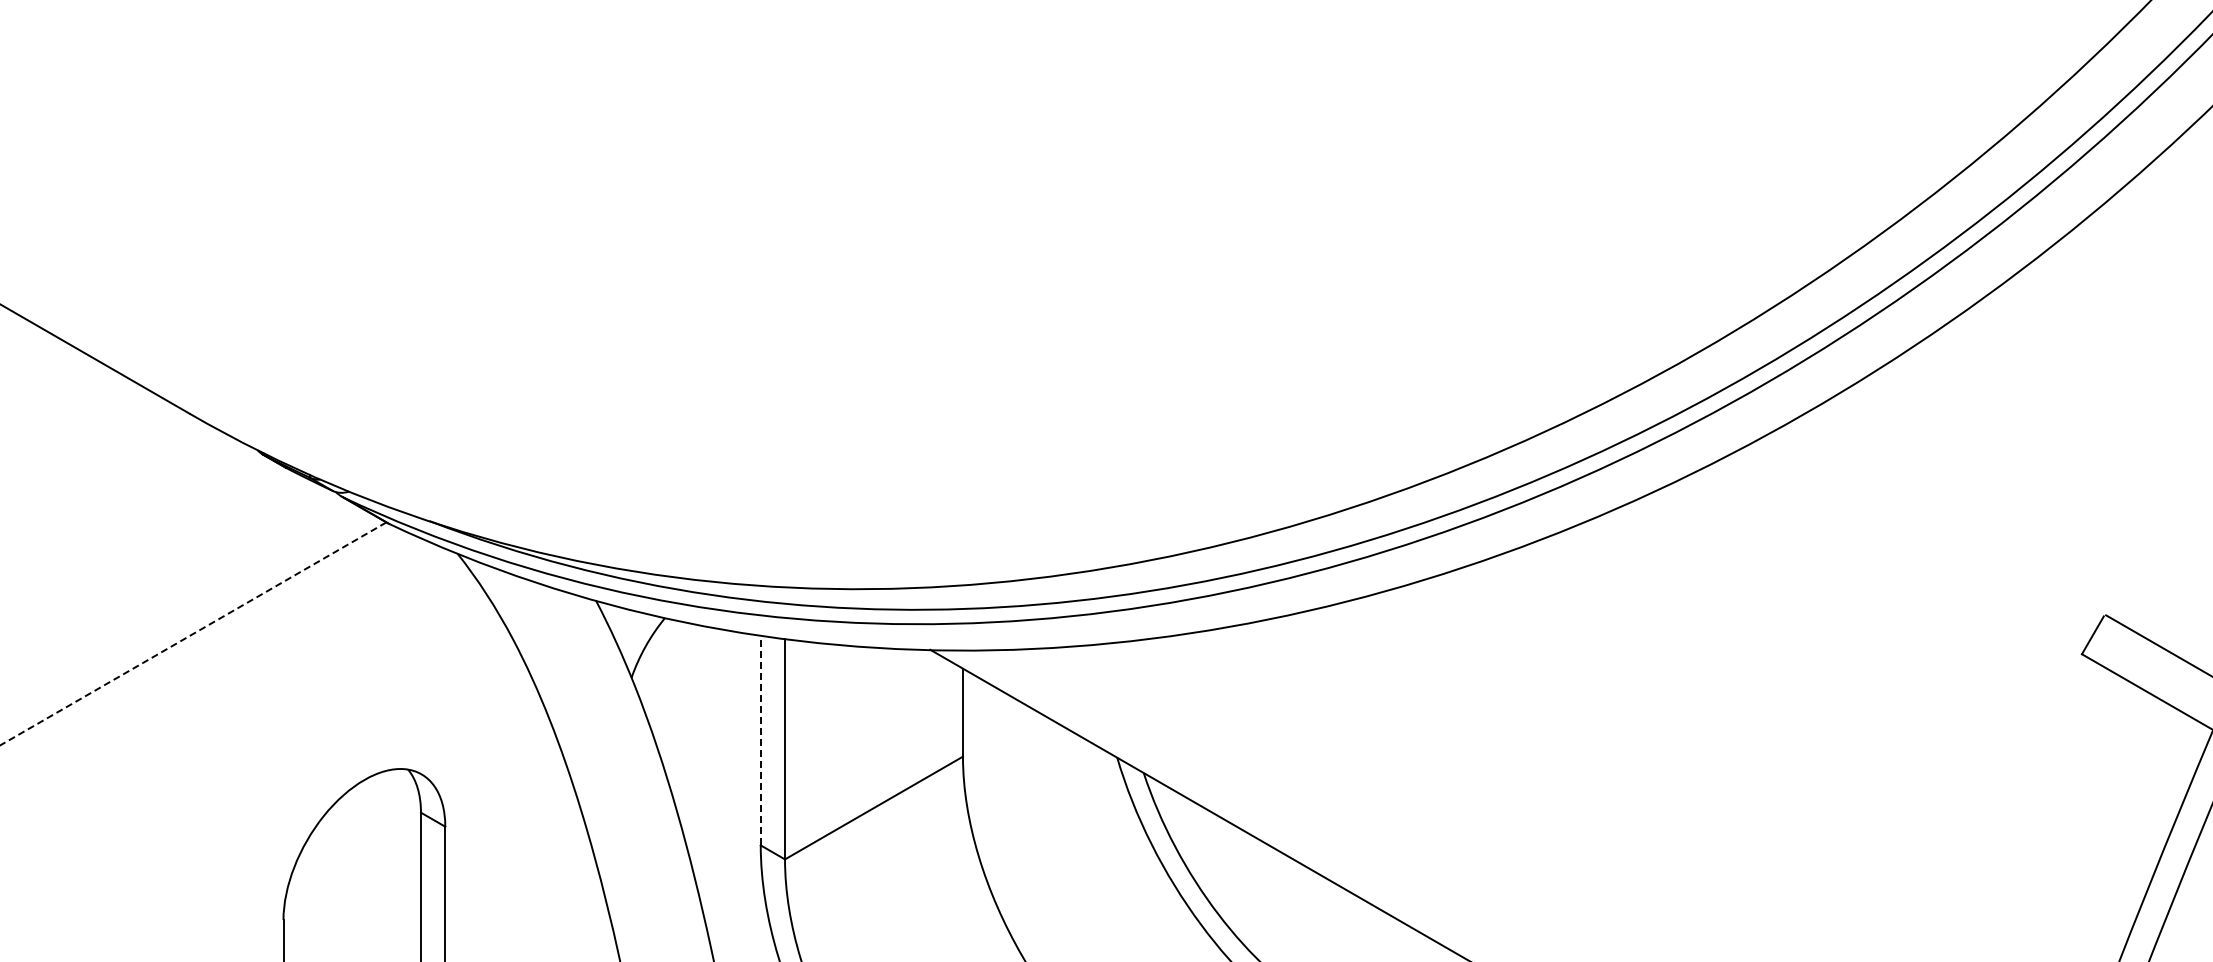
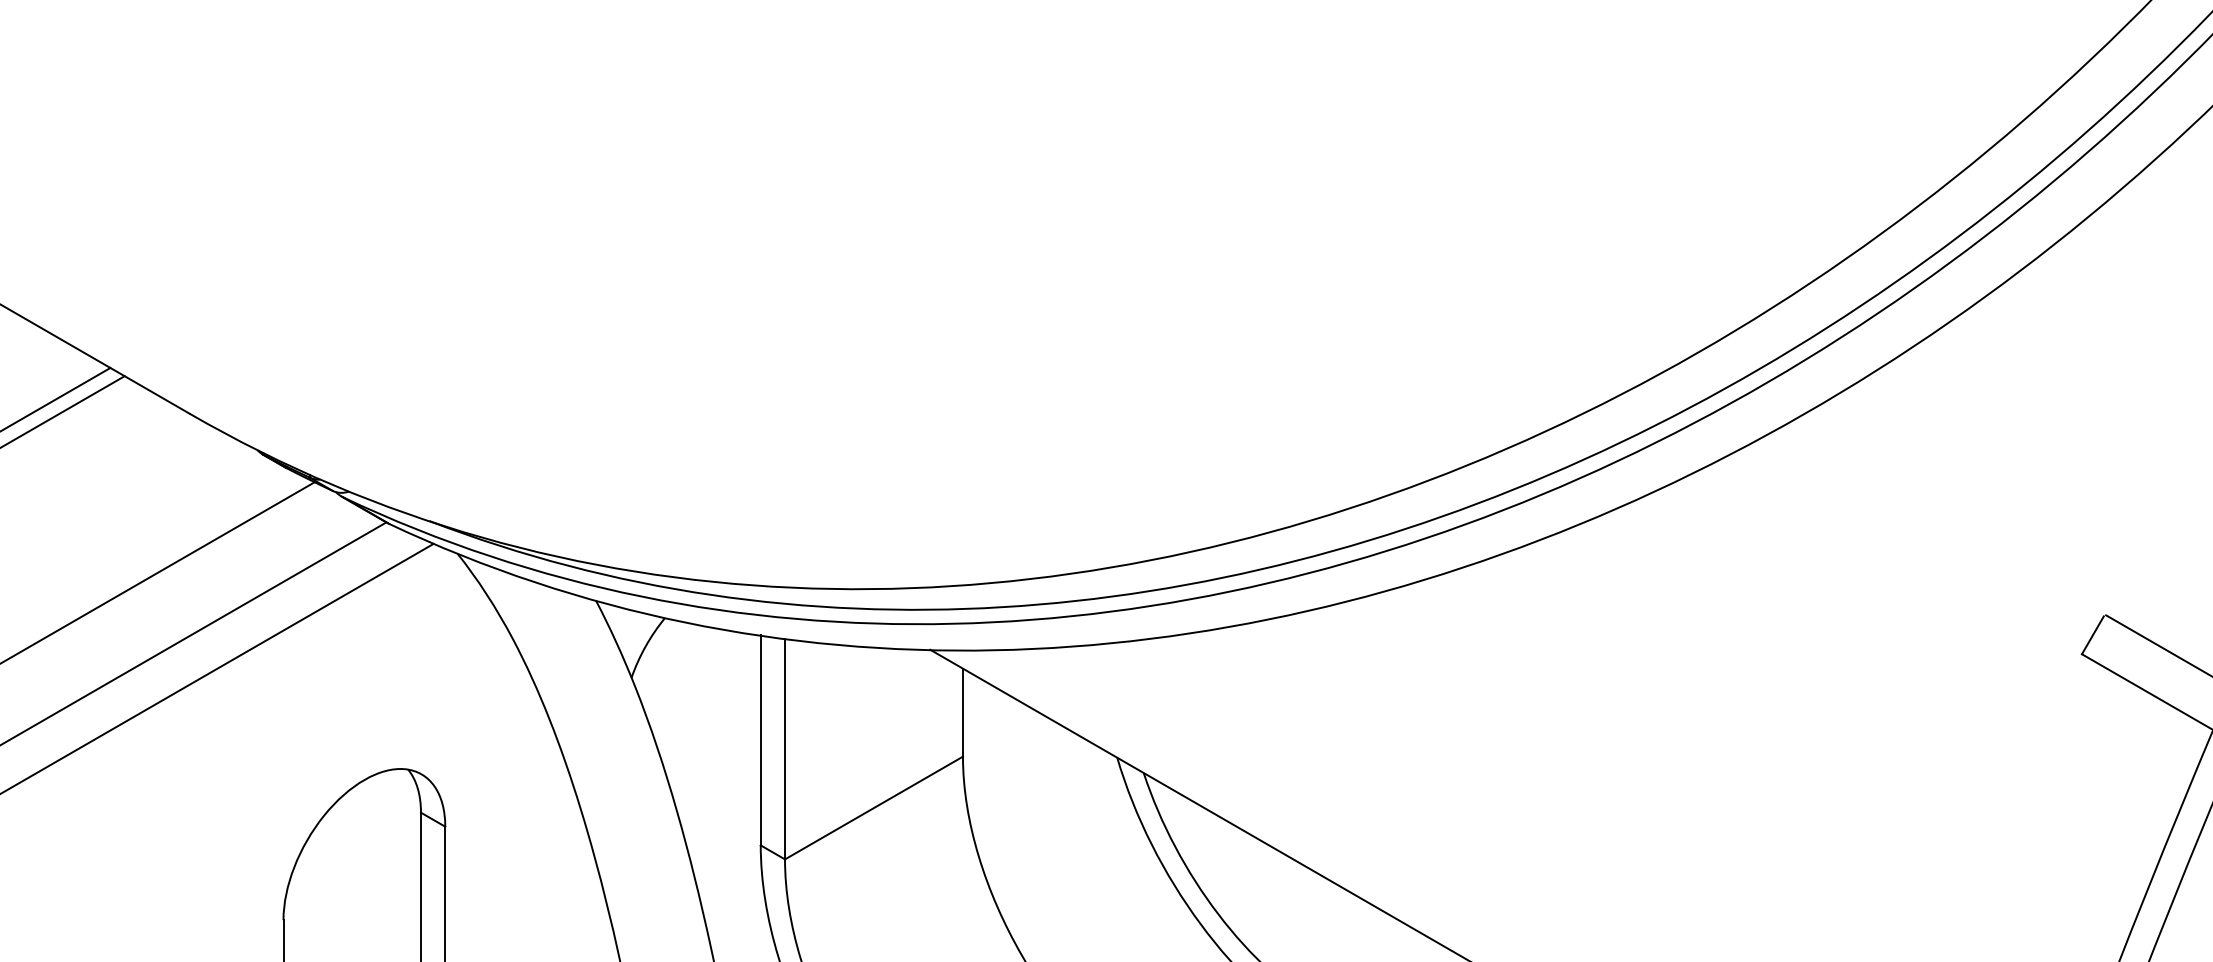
line: none -> present (56, 398)
line: none -> present (63, 411)
line: none -> present (158, 572)
line: dashed -> solid (193, 633)
line: none -> present (217, 667)
line: dashed -> solid (760, 740)
